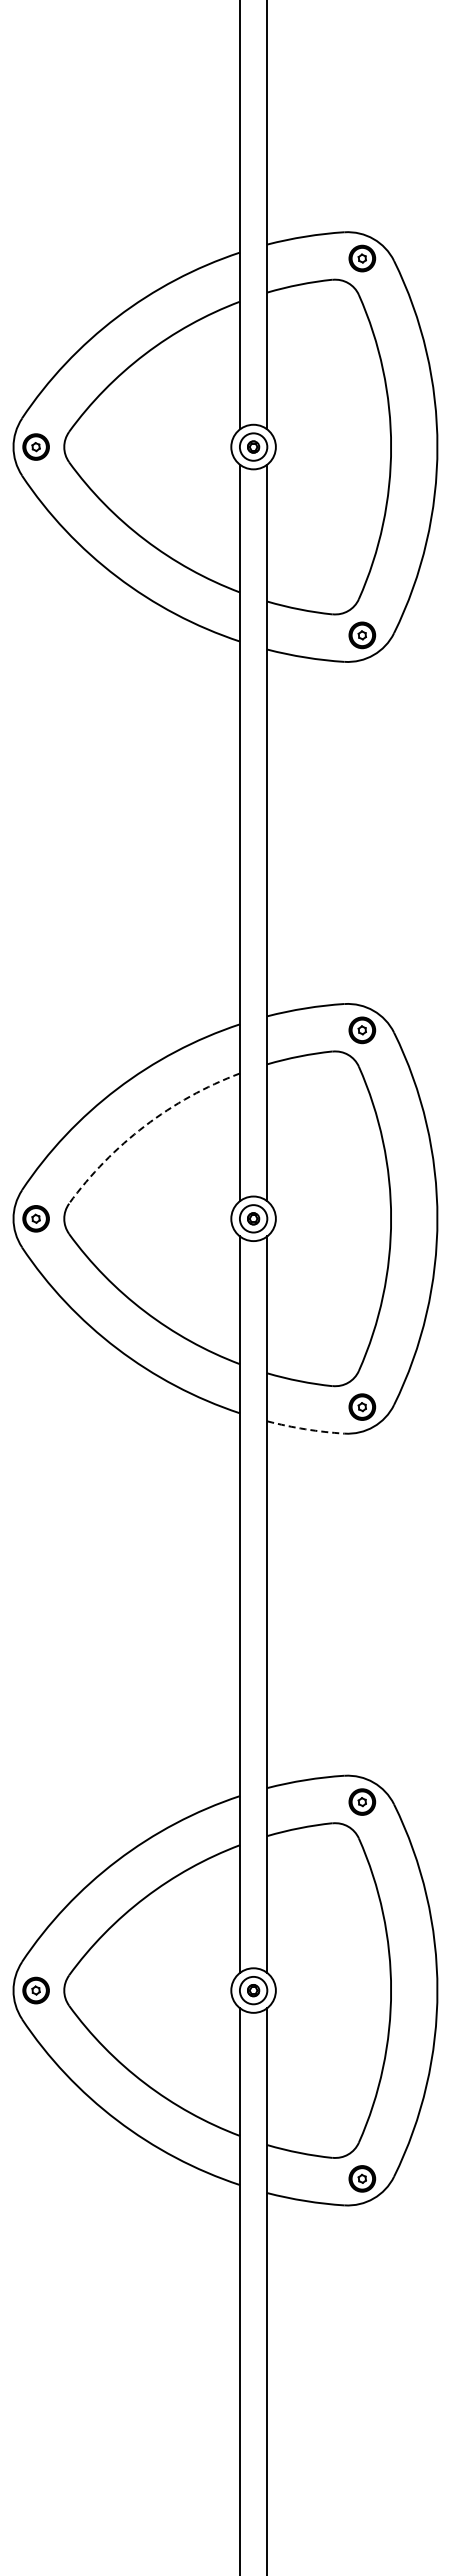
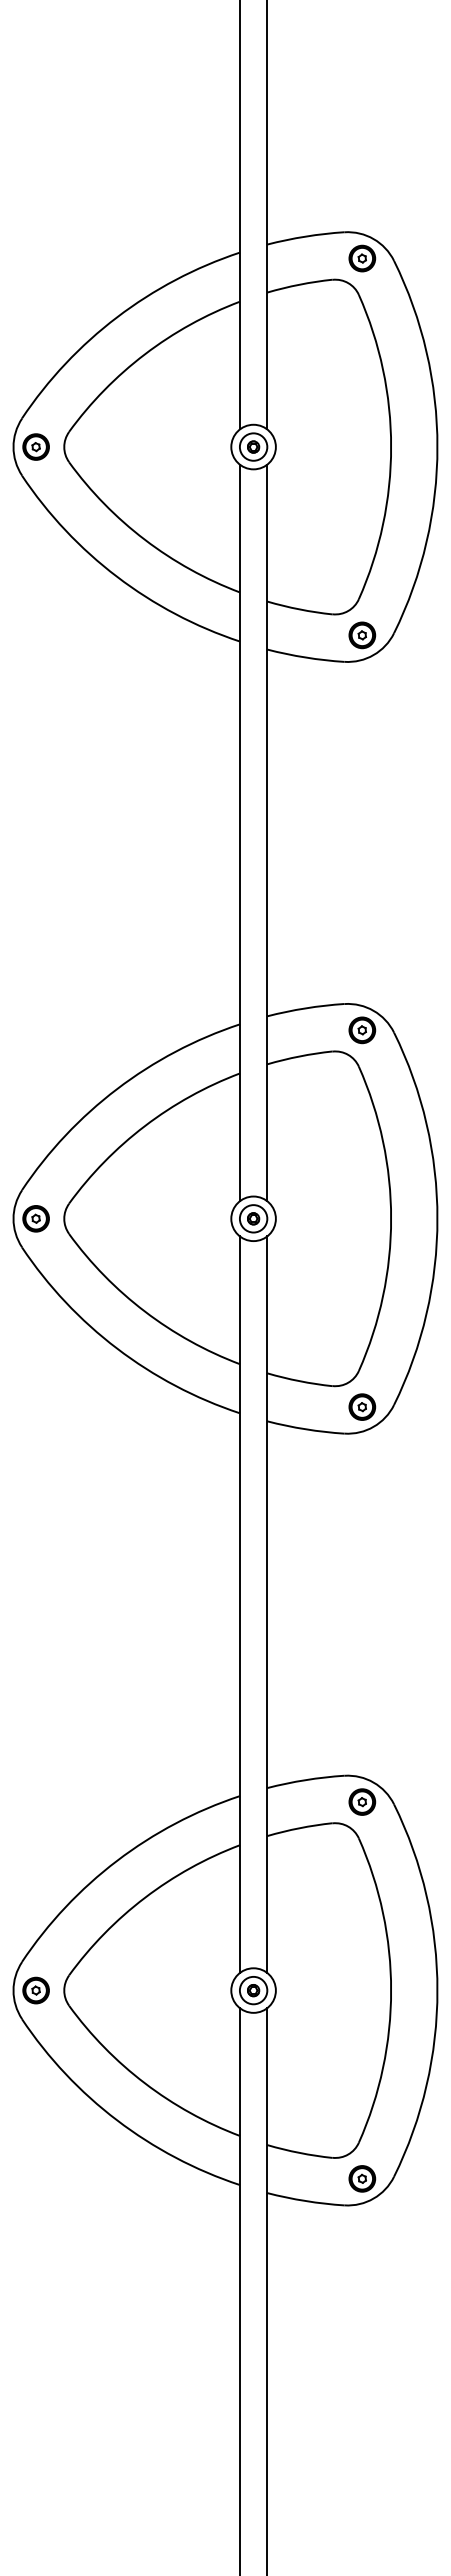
arc: dashed -> solid (144, 1126)
arc: dashed -> solid (305, 1429)
